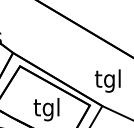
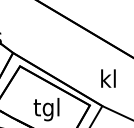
text: tgl -> kl (107, 80)
